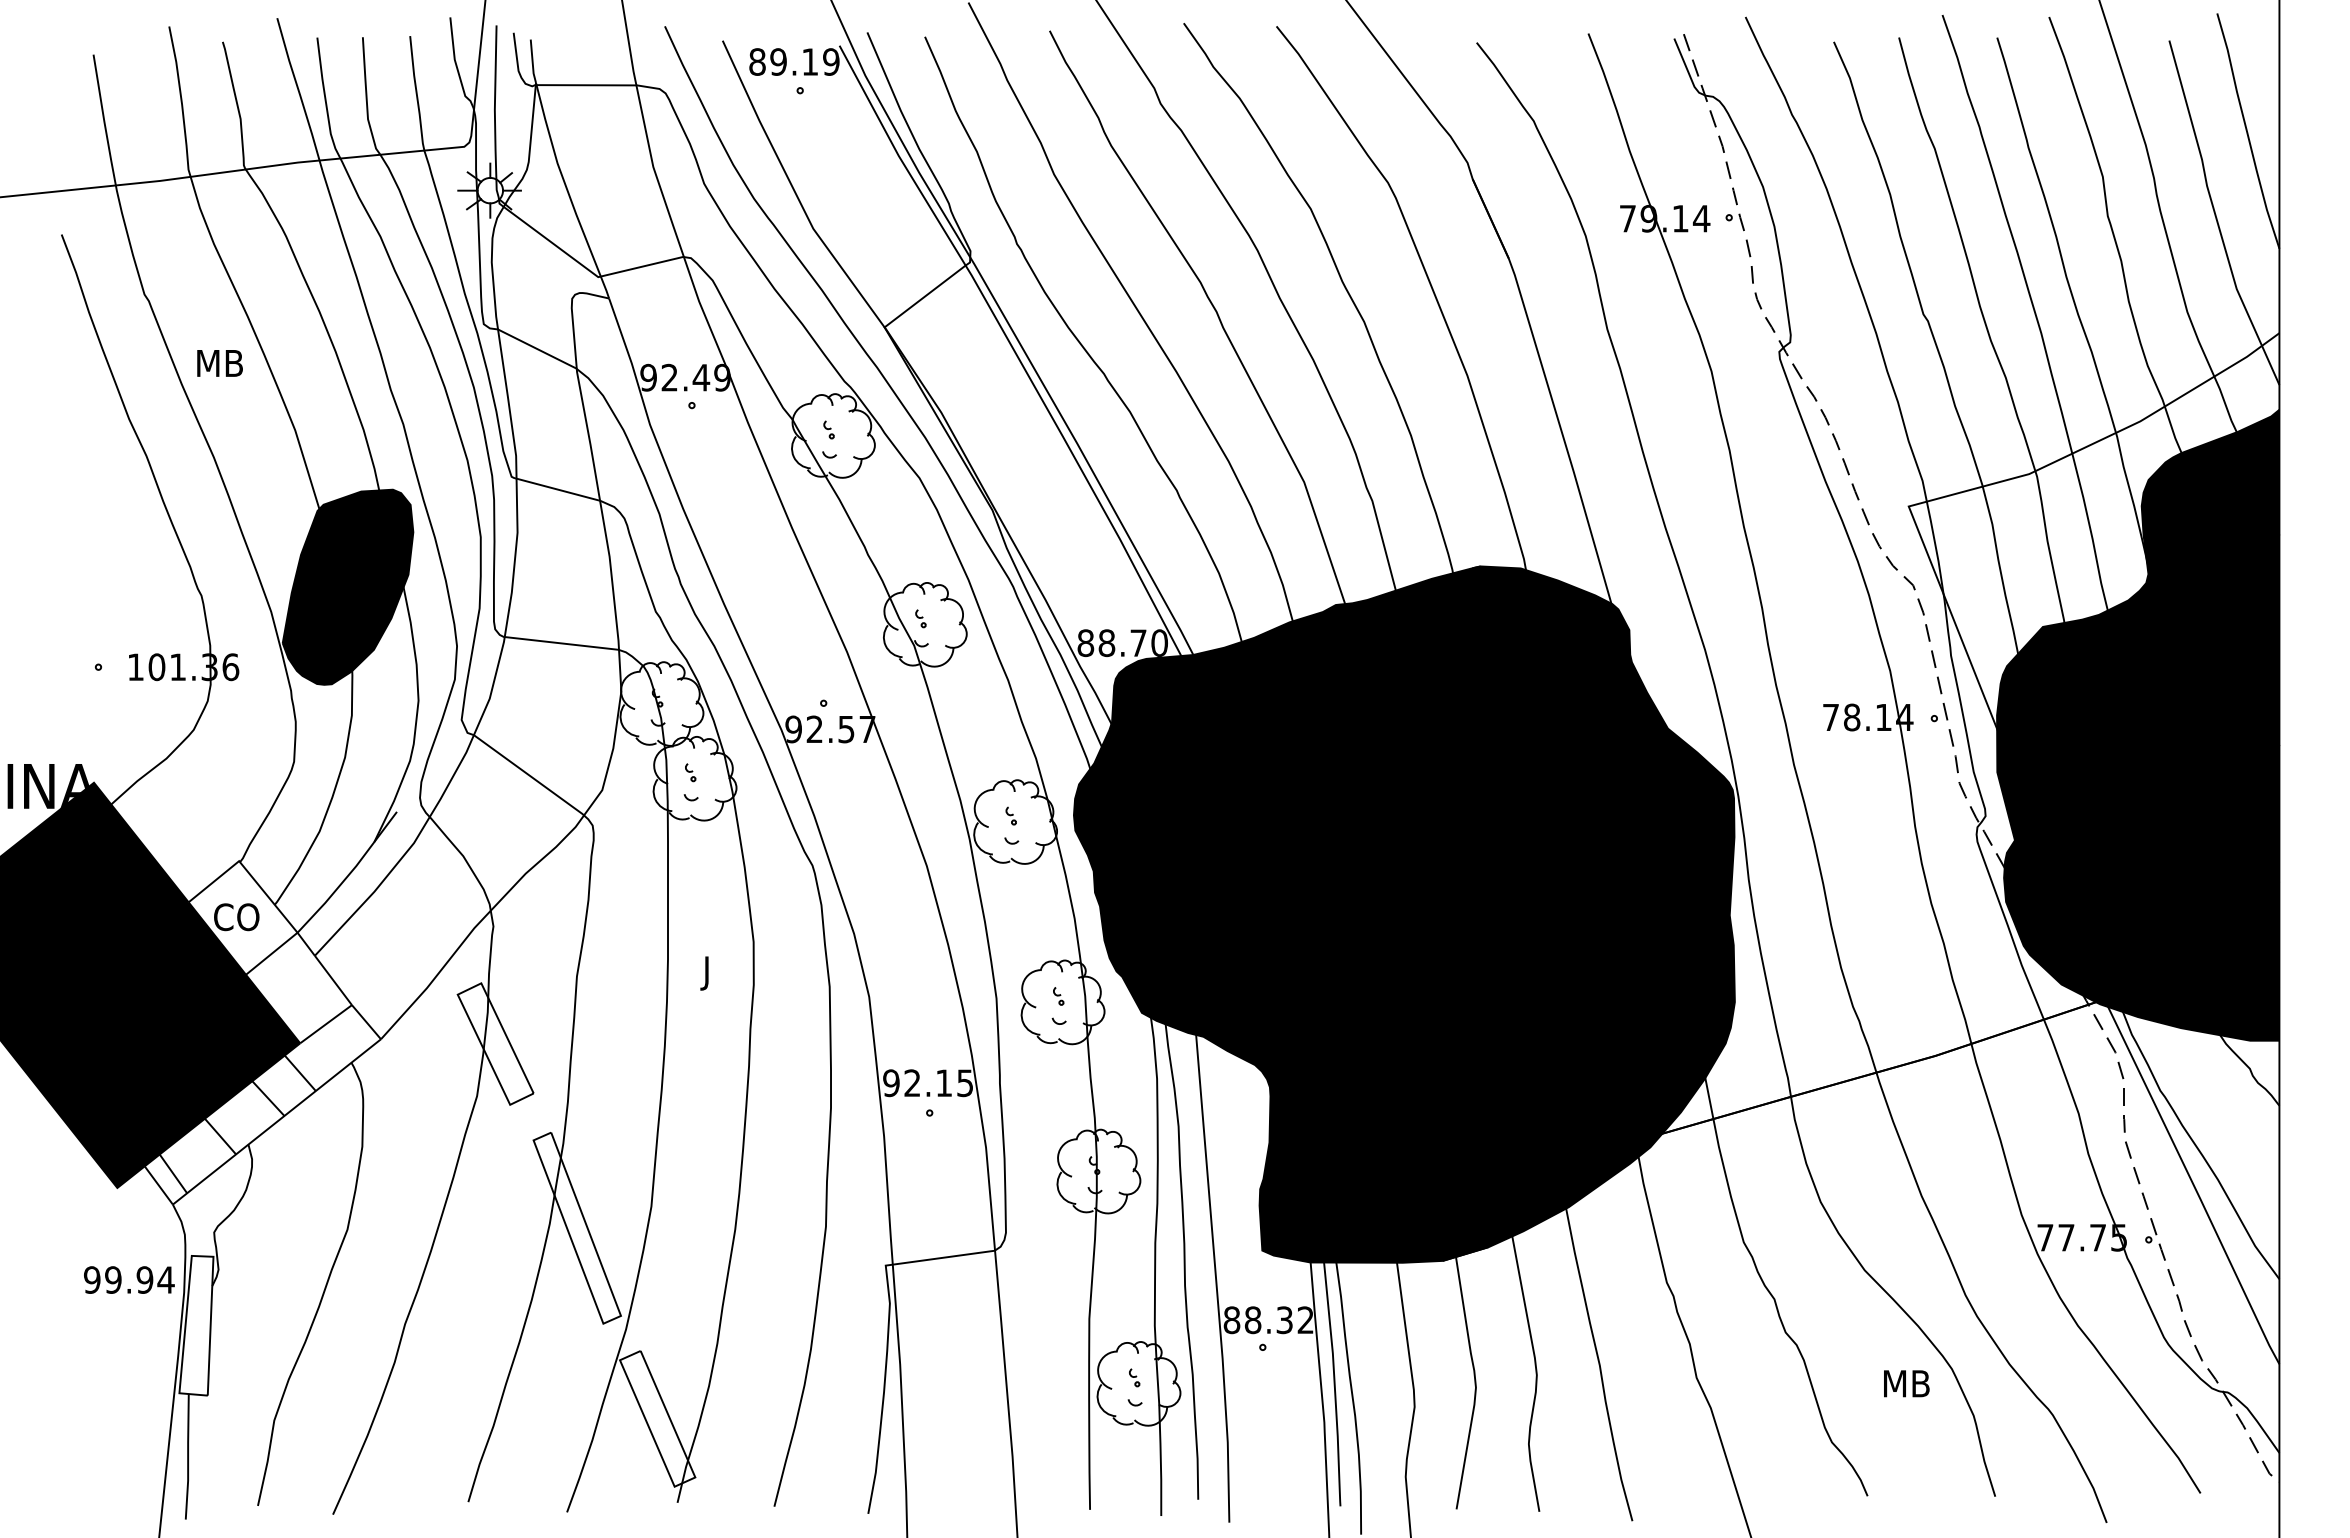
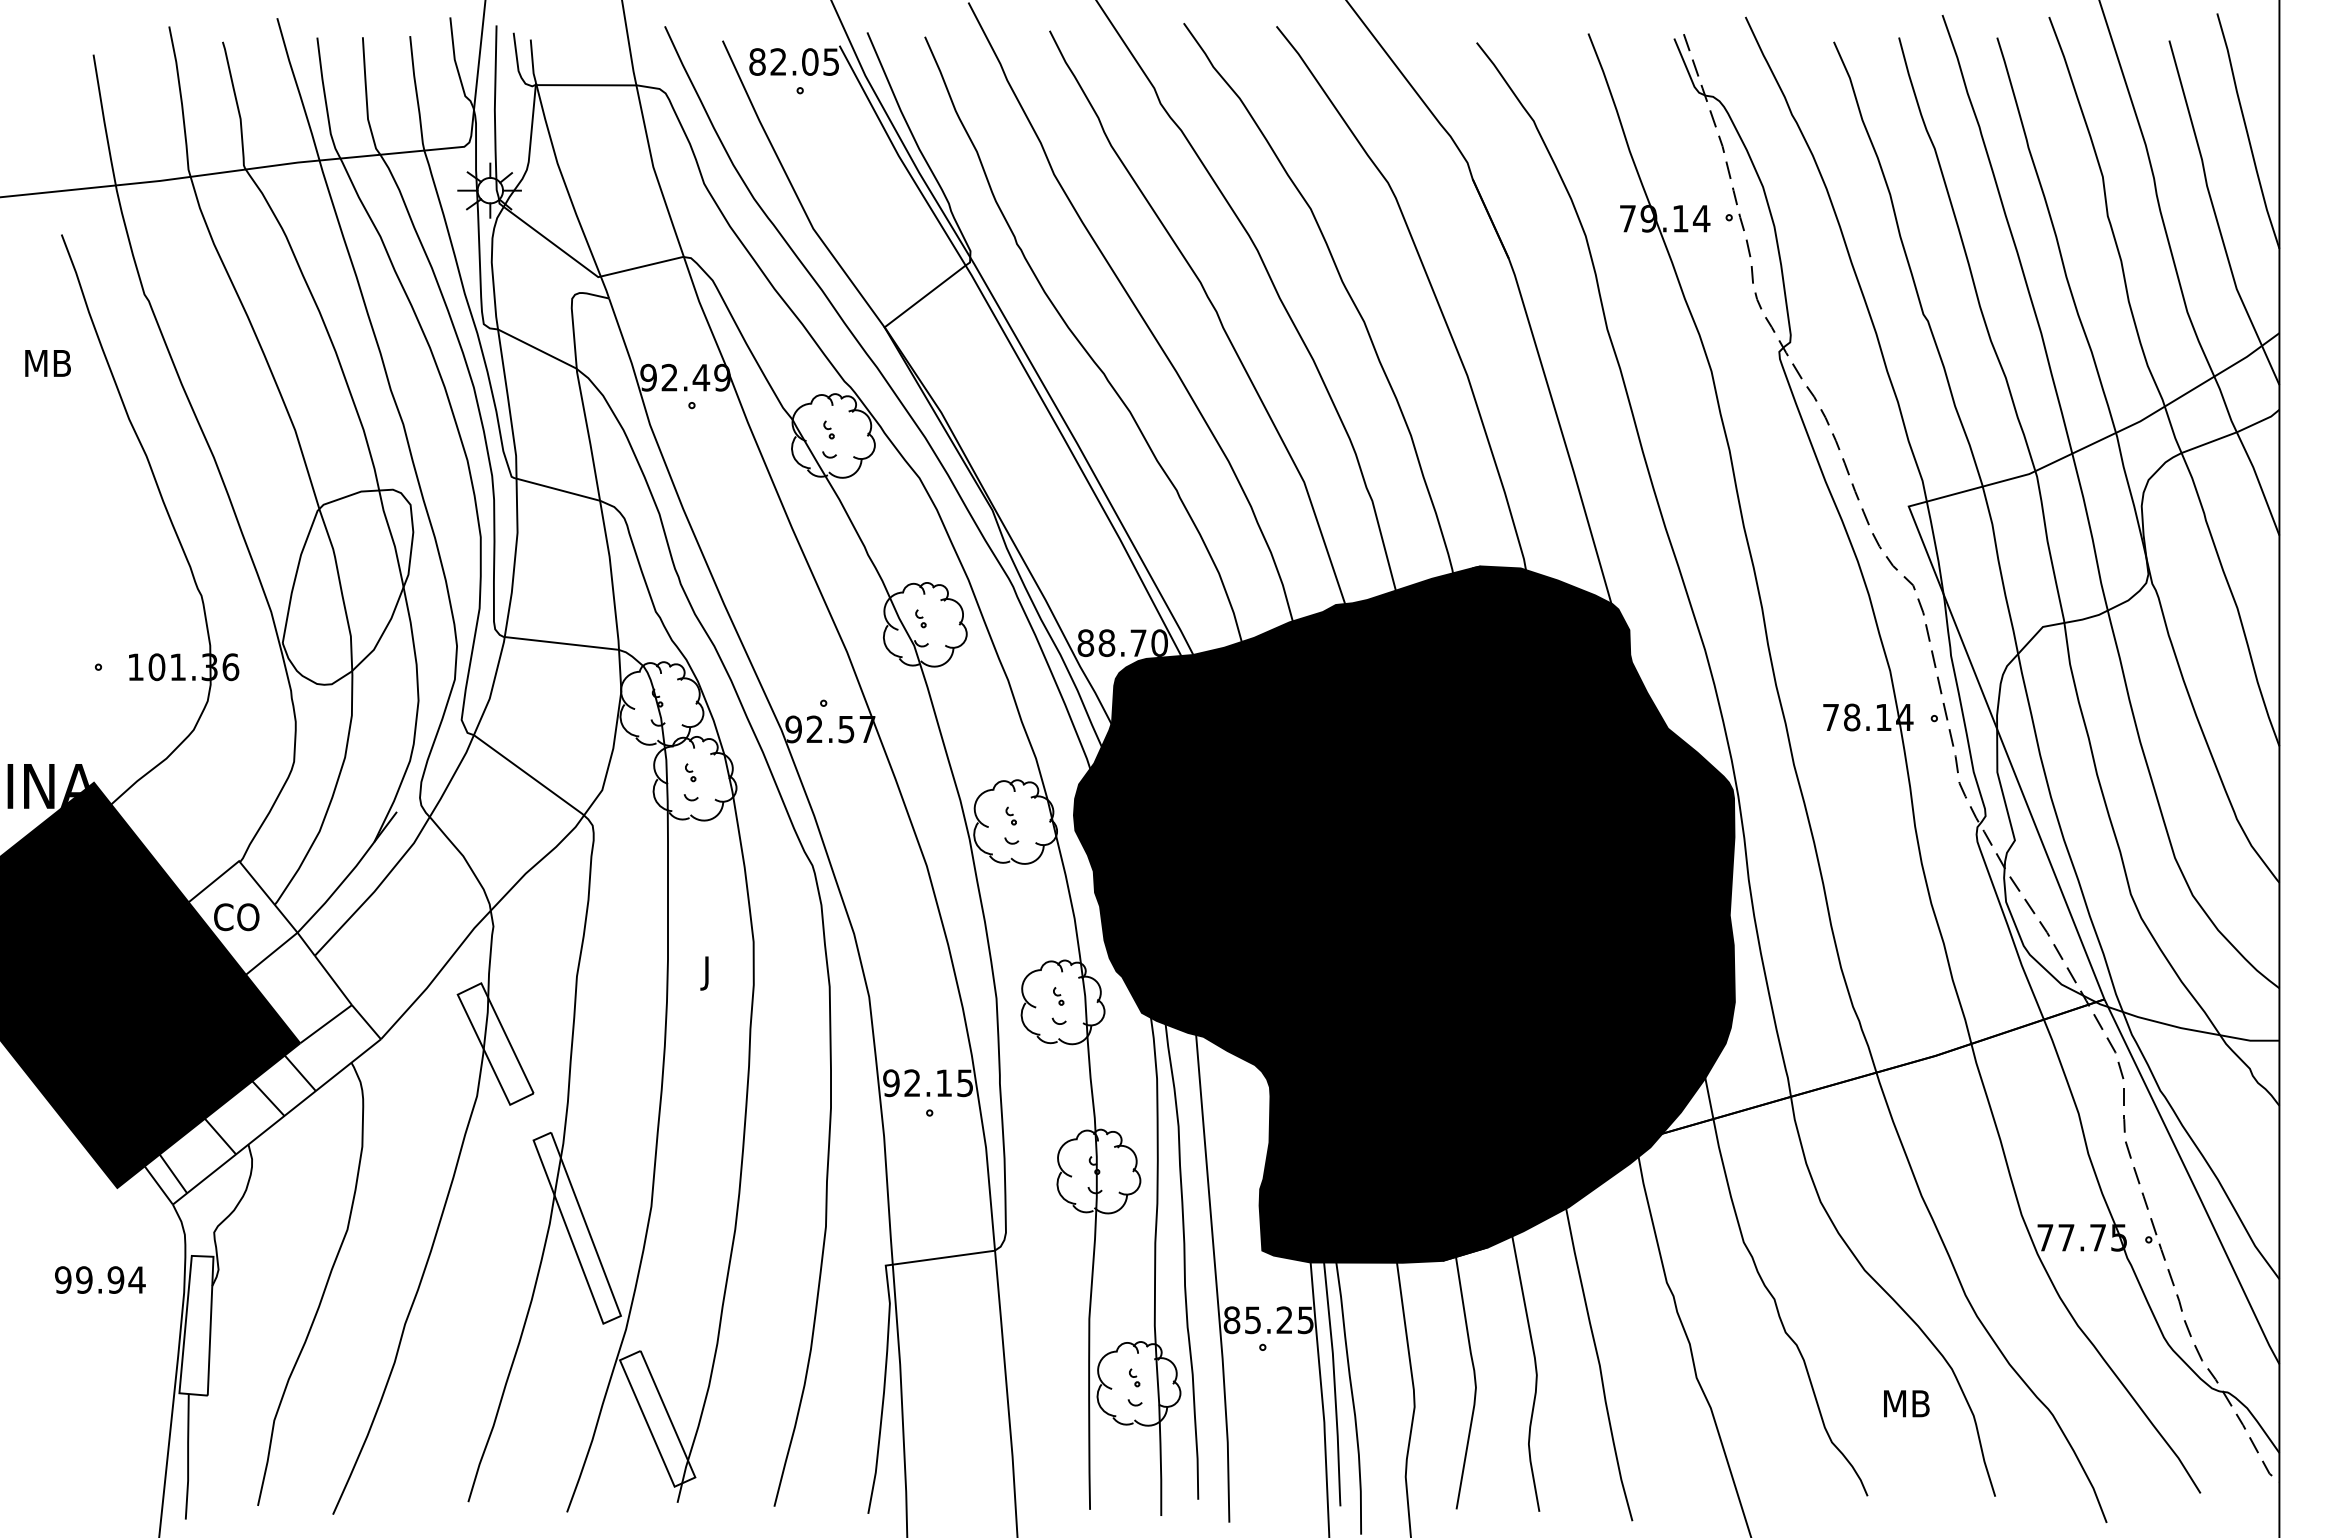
text: 89.19 -> 82.05 (804, 61)
text position: (219, 363) -> (47, 363) (47, 363)
fill: present -> none (347, 586)
fill: present -> none (2138, 724)
text position: (129, 1279) -> (100, 1279) (100, 1279)
text: 88.32 -> 85.25 (1278, 1320)
text position: (1906, 1383) -> (1906, 1403) (1906, 1403)
